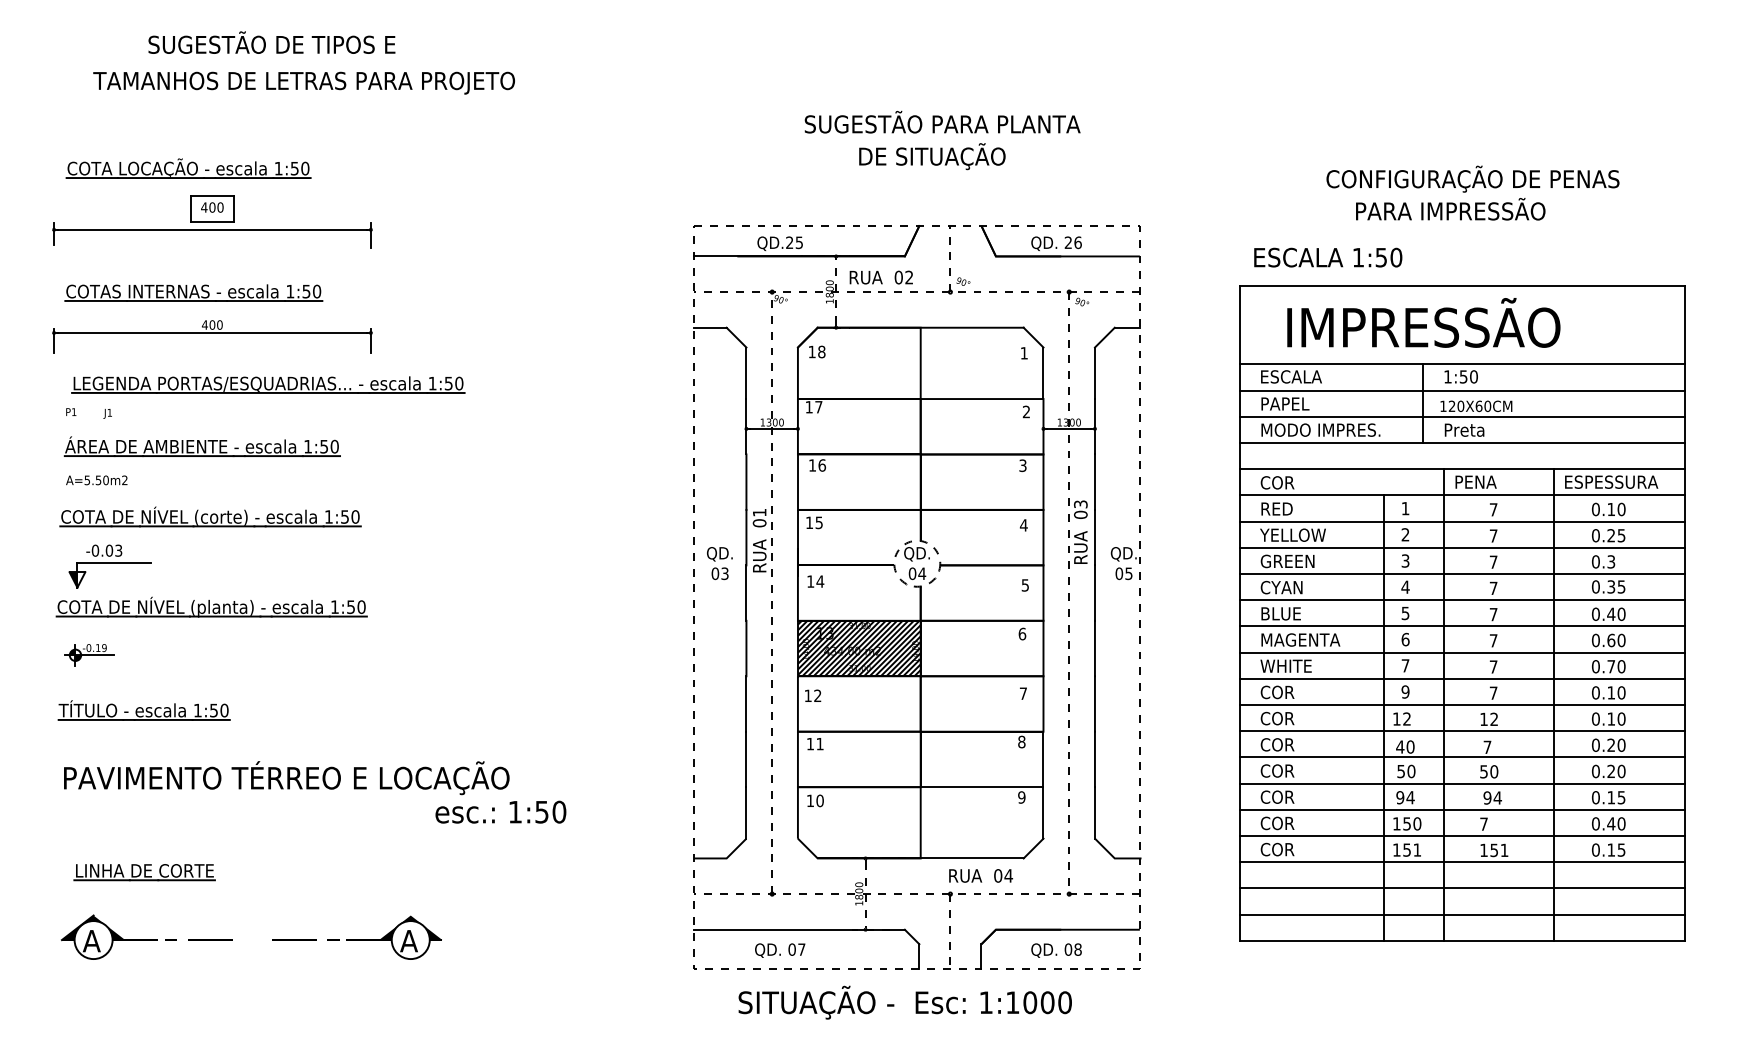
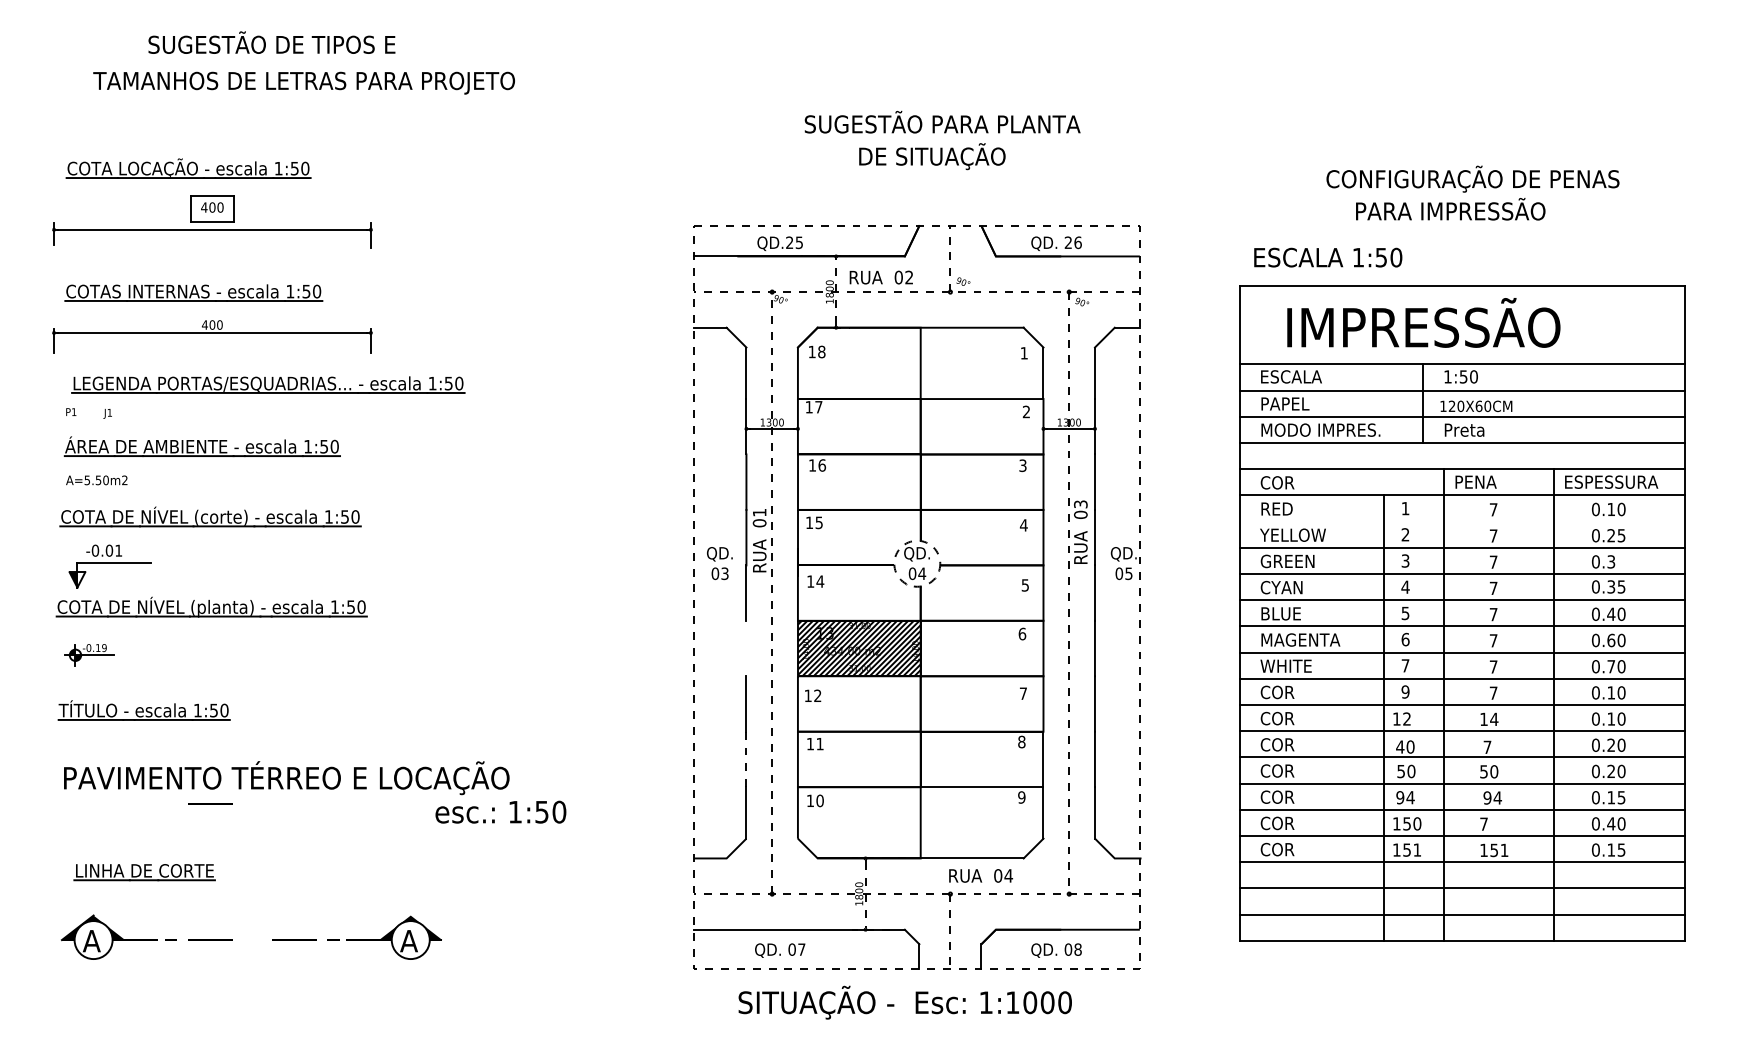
line: present -> none (1461, 521)
text: -0.03 -> -0.01 (118, 550)
line: present -> none (746, 648)
text: 12 -> 14 (1494, 718)
line: solid -> dashed (746, 759)
line: none -> present (210, 803)
